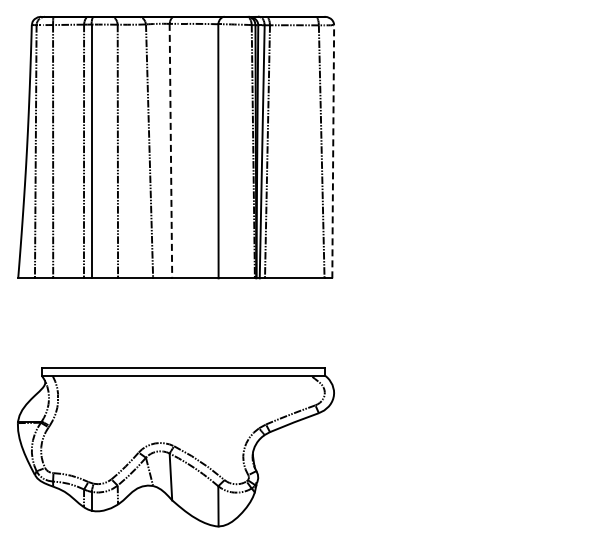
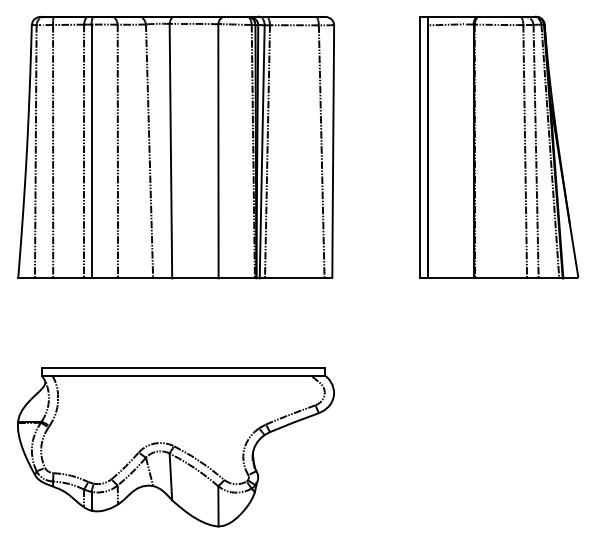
part: none -> present (499, 147)
line: dashed -> solid (170, 151)
line: dashed -> solid (333, 153)
